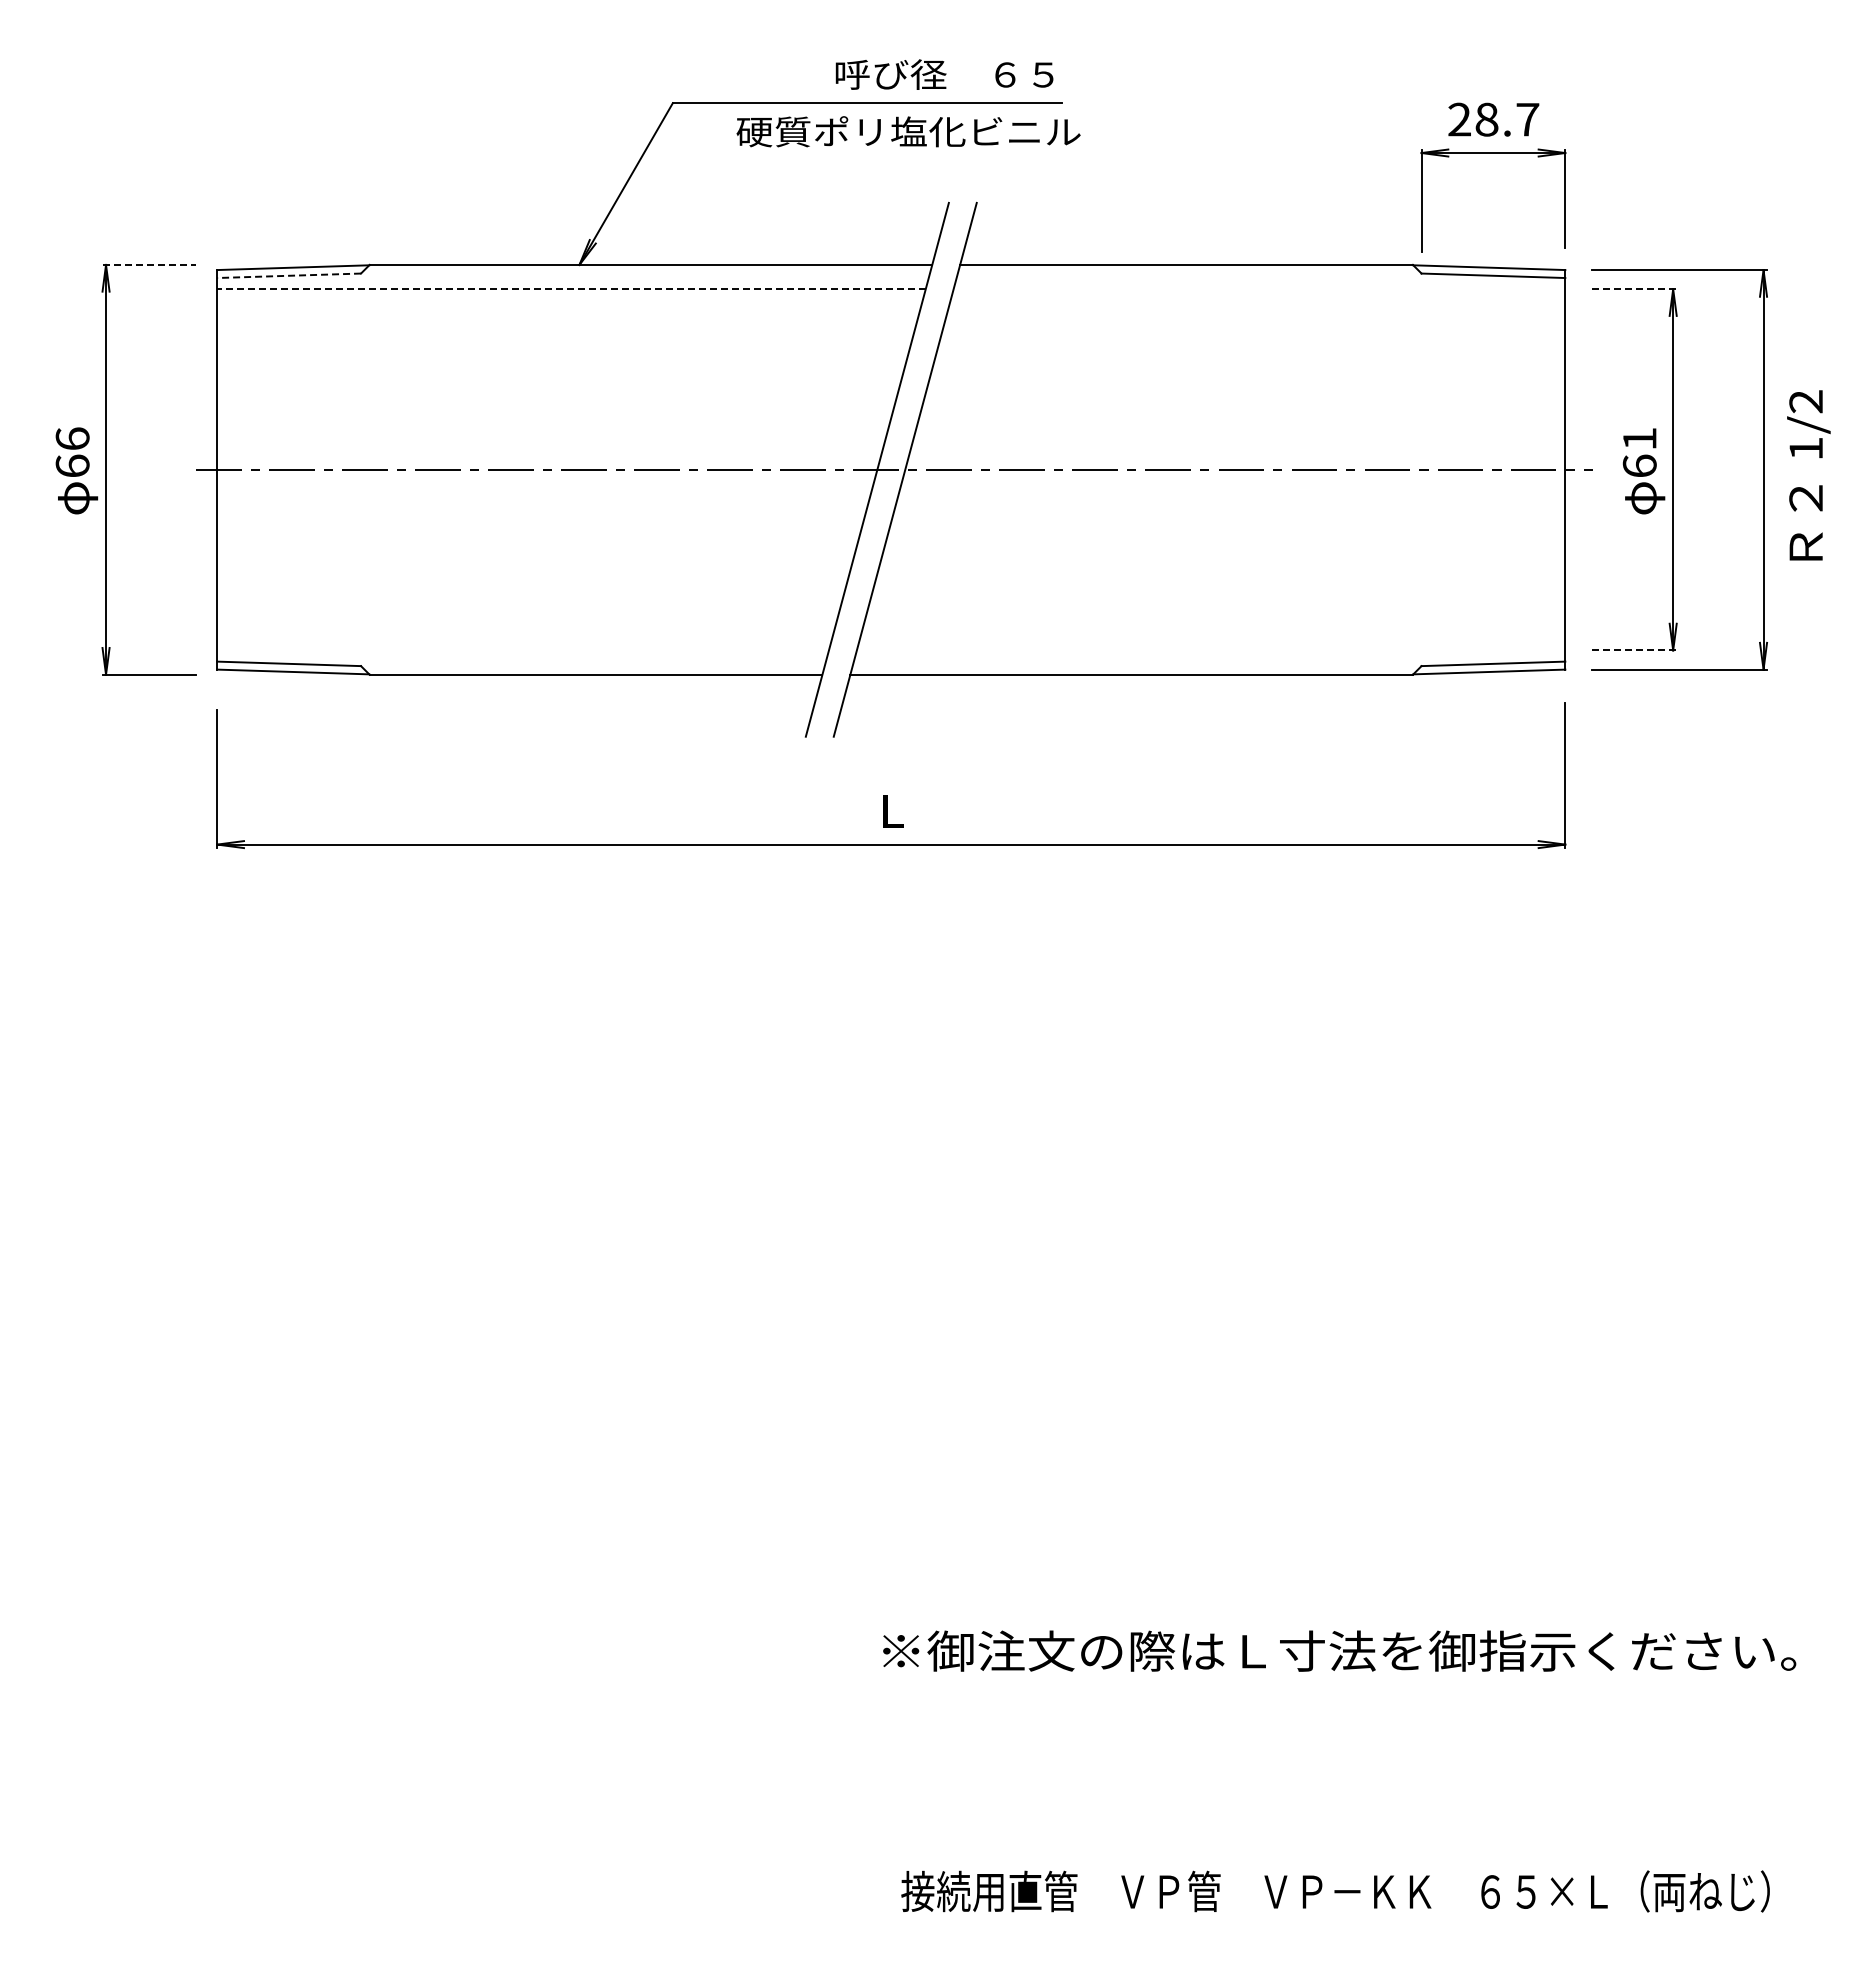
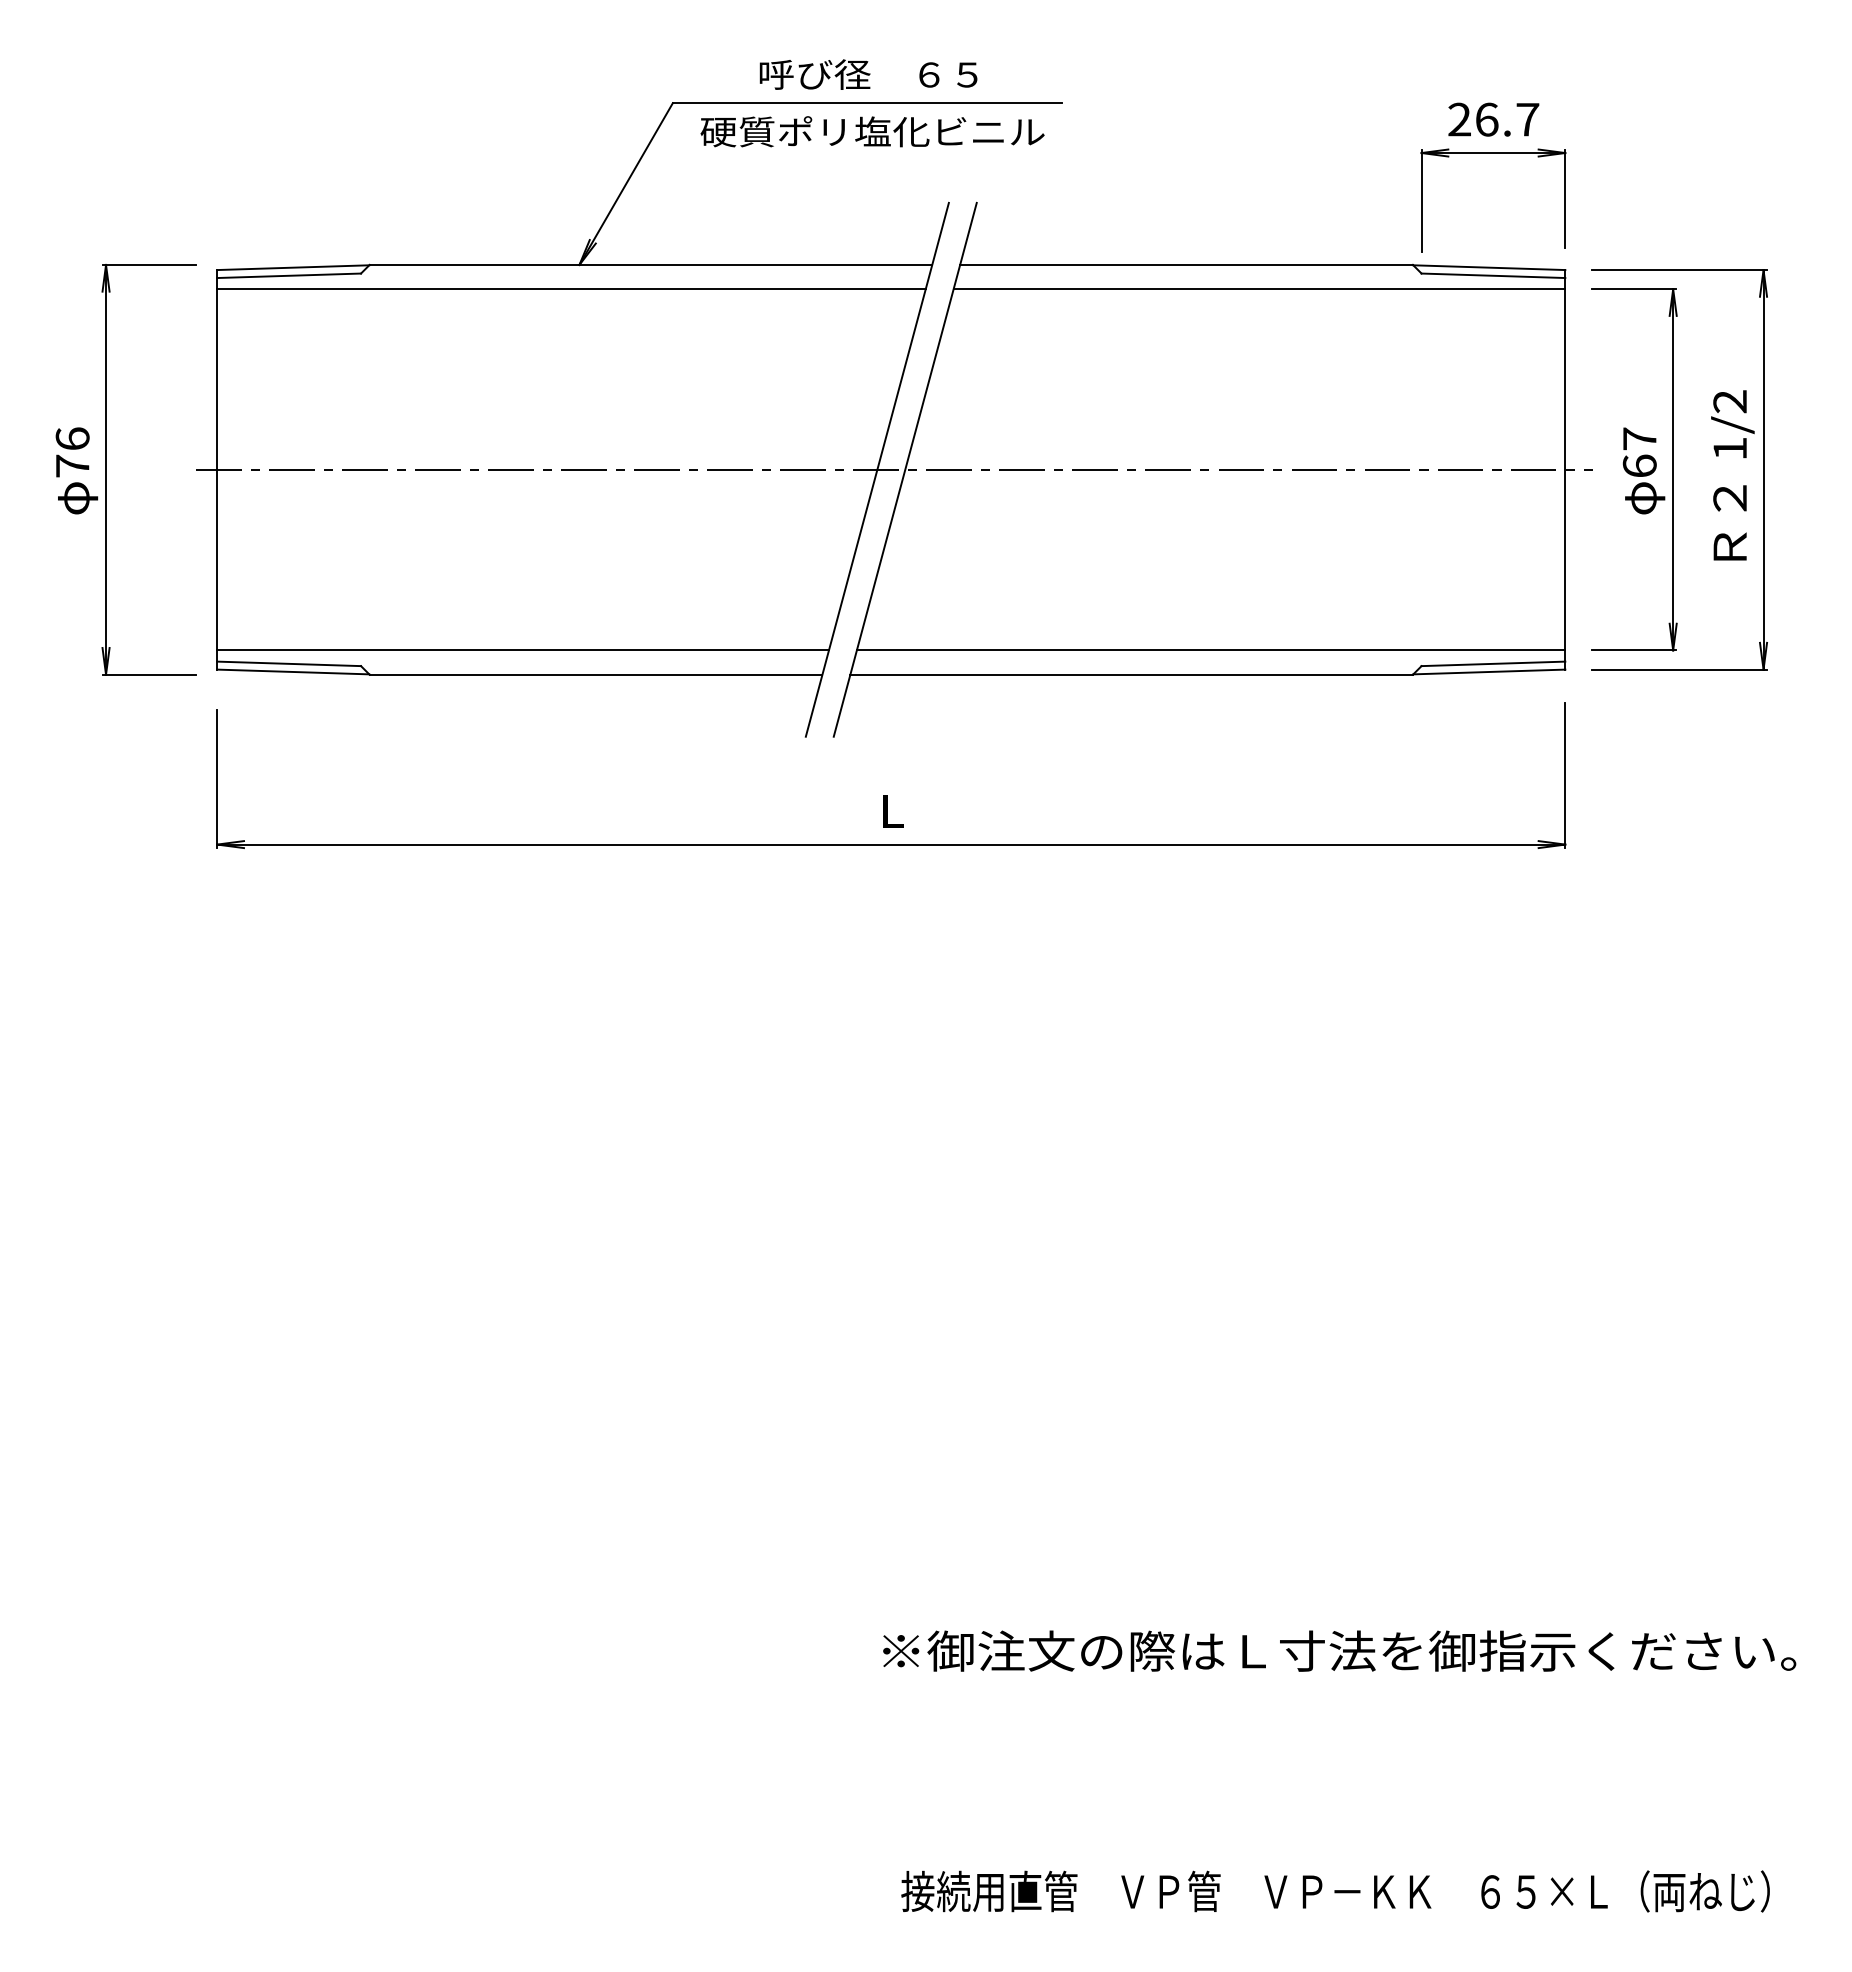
text position: (944, 74) -> (868, 74) (868, 74)
text: 28.7 -> 26.7 (1486, 119)
text position: (908, 131) -> (872, 131) (872, 131)
line: dashed -> solid (149, 264)
line: dashed -> solid (289, 275)
line: dashed -> solid (571, 289)
line: none -> present (1259, 289)
line: dashed -> solid (1634, 289)
text: 61 -> 67 (1639, 438)
text: 66 -> 76 (72, 465)
text position: (1808, 475) -> (1732, 475) (1732, 475)
line: none -> present (522, 650)
line: none -> present (1210, 650)
line: dashed -> solid (1634, 650)
